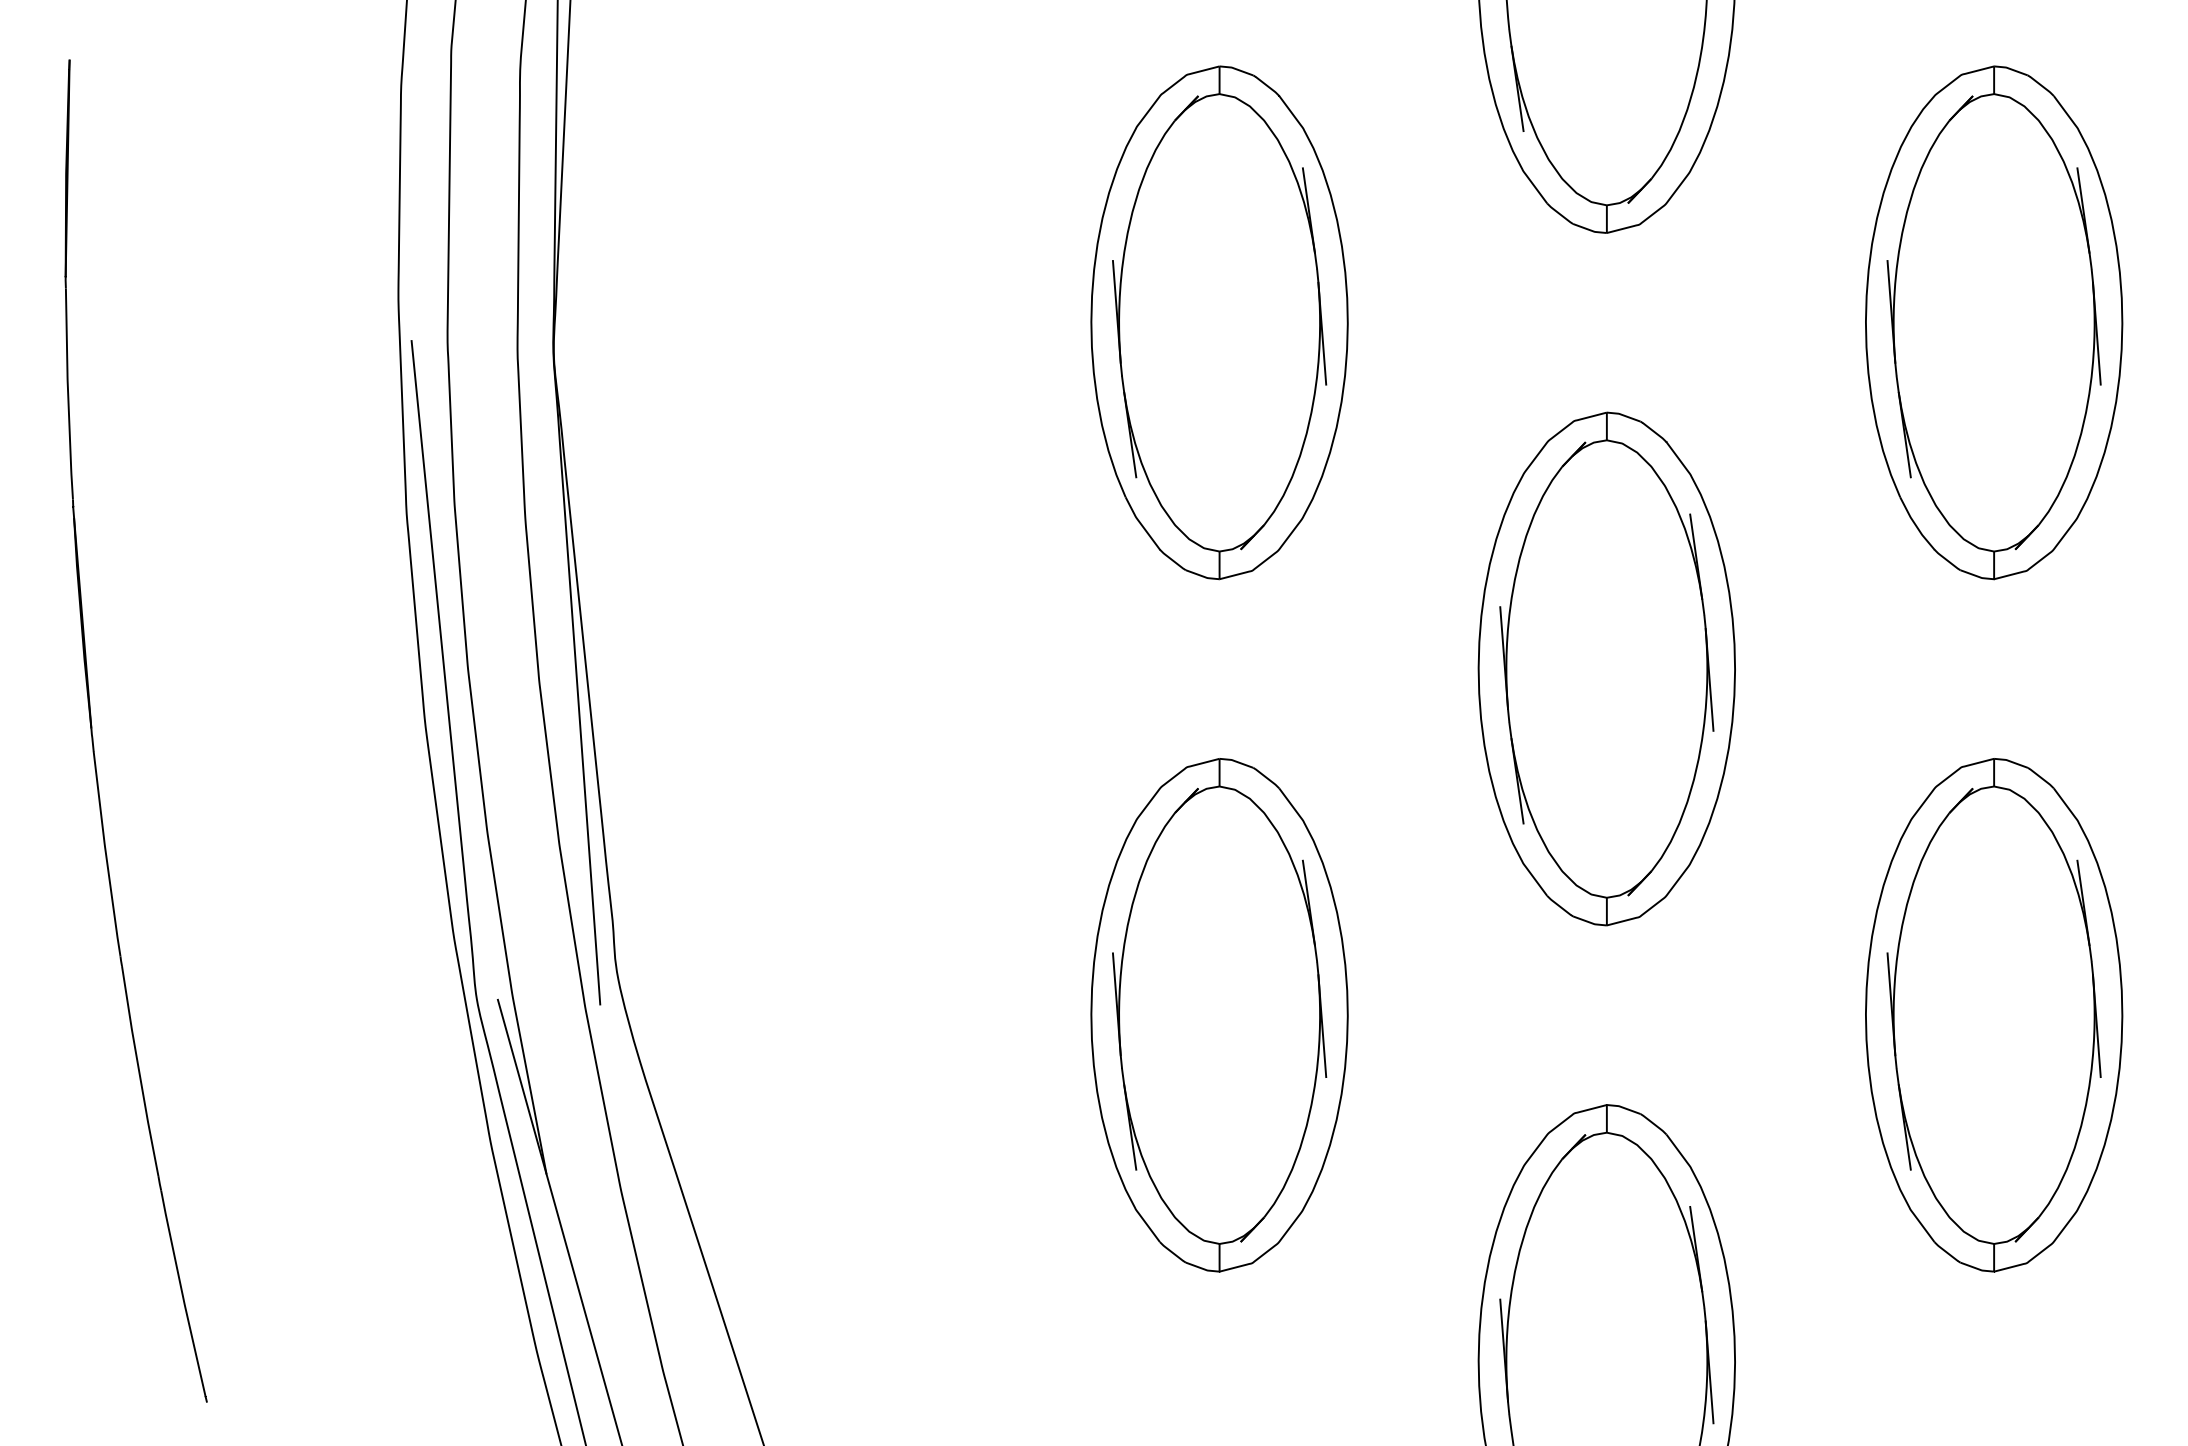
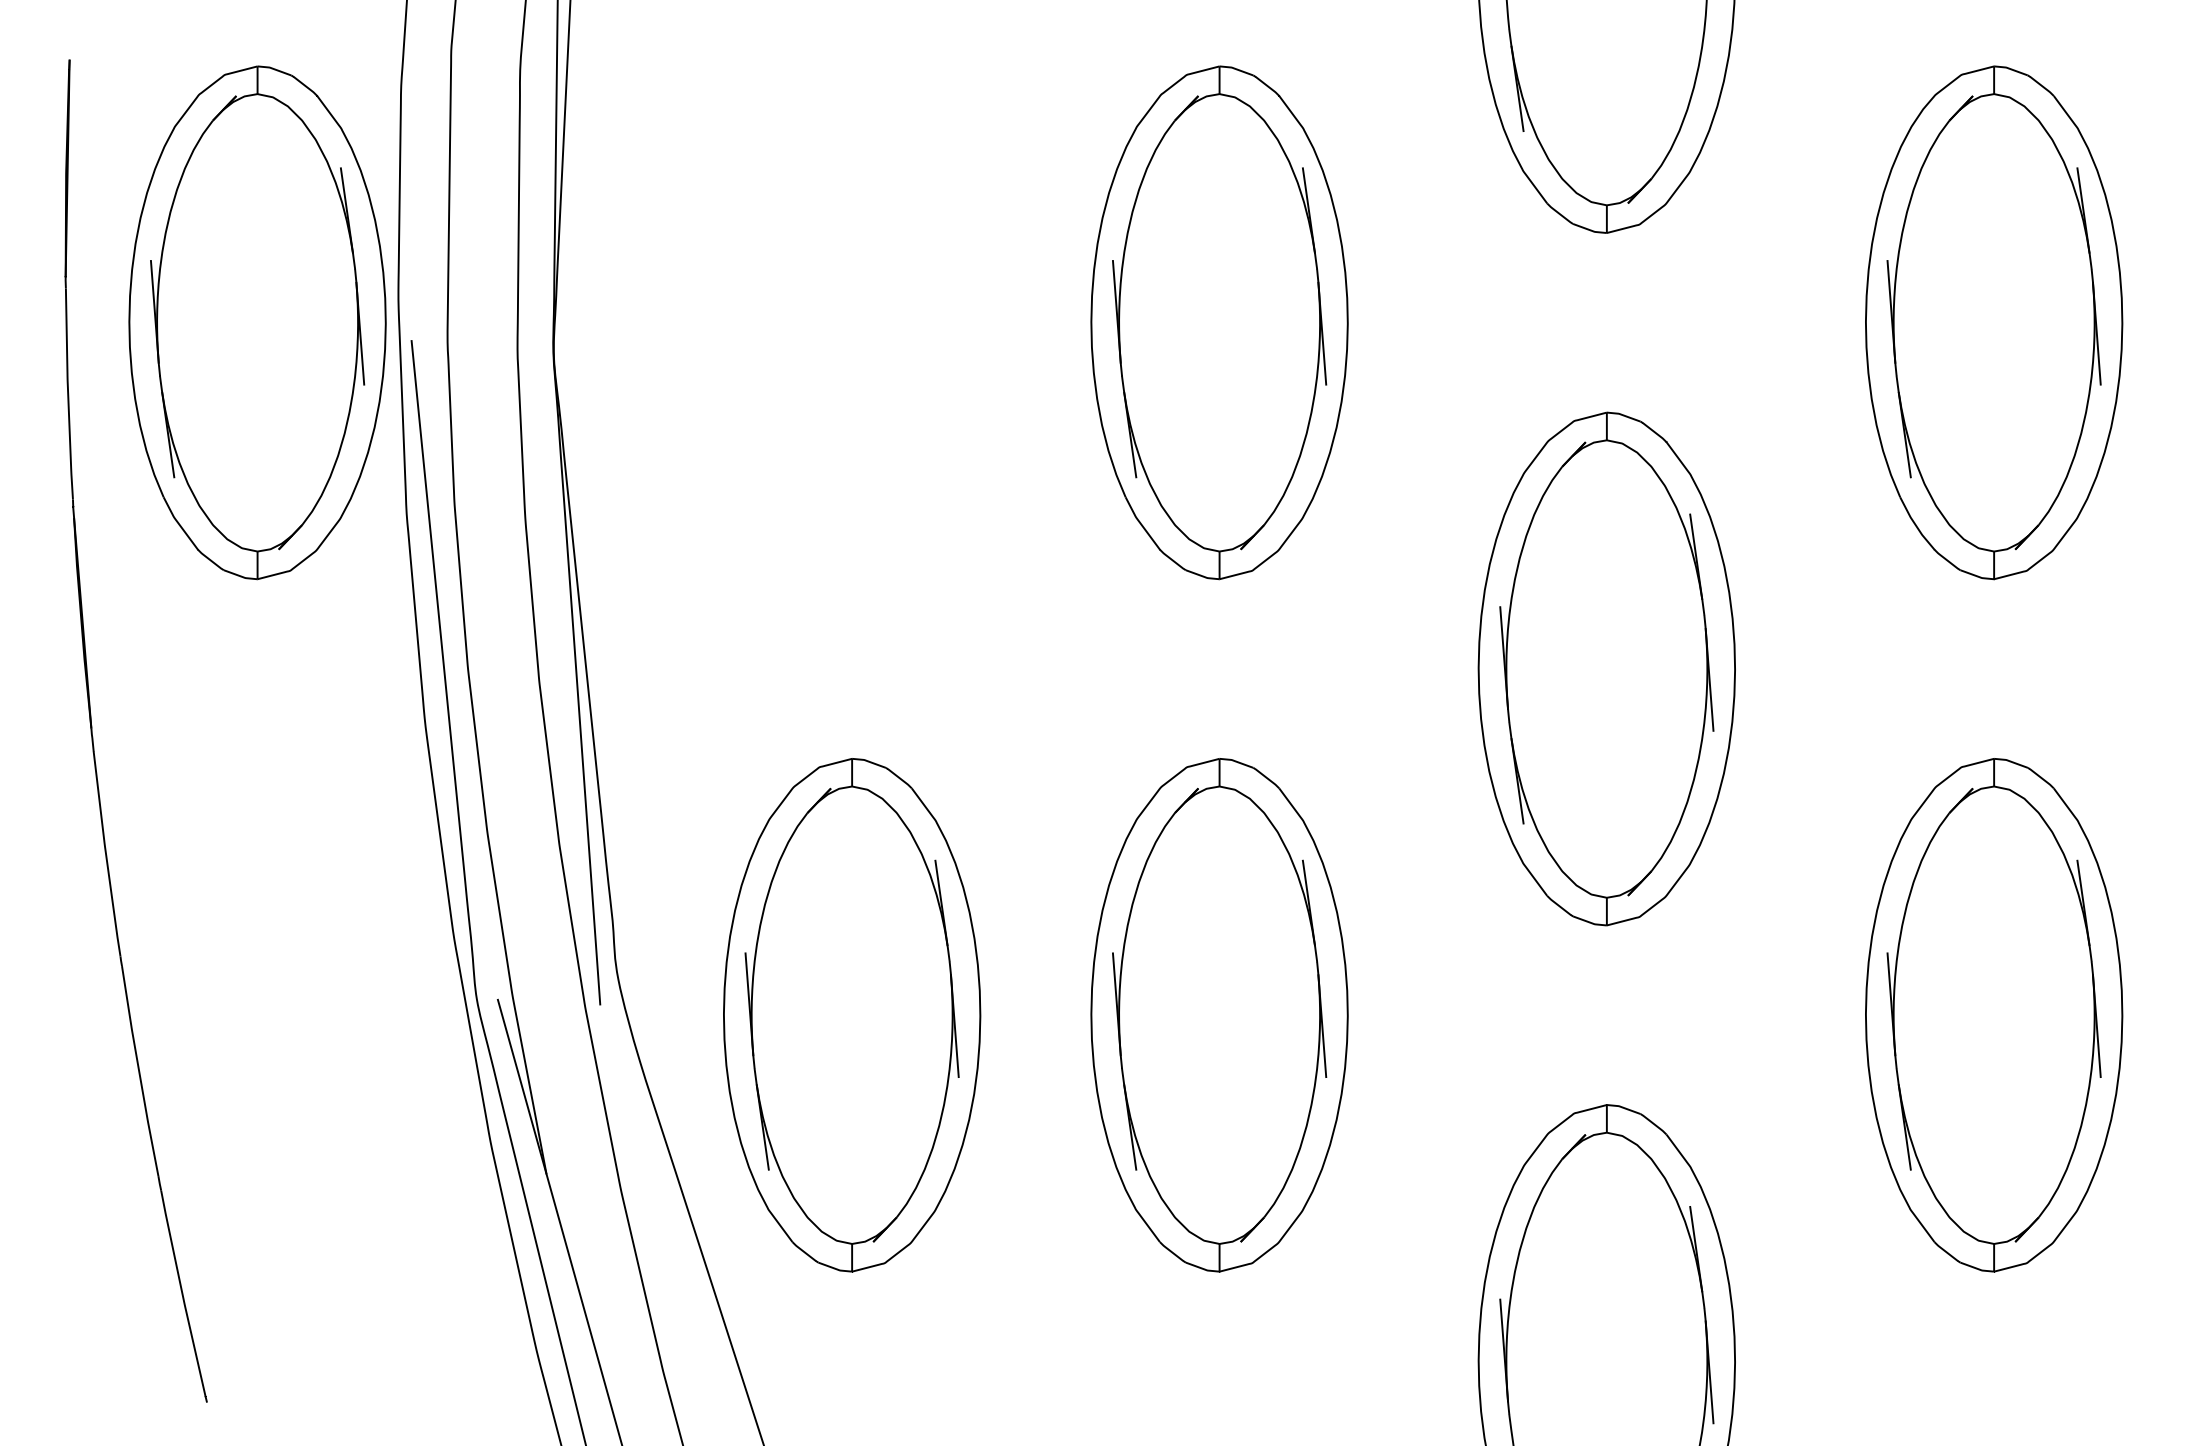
part: none -> present (257, 322)
part: none -> present (852, 1015)
